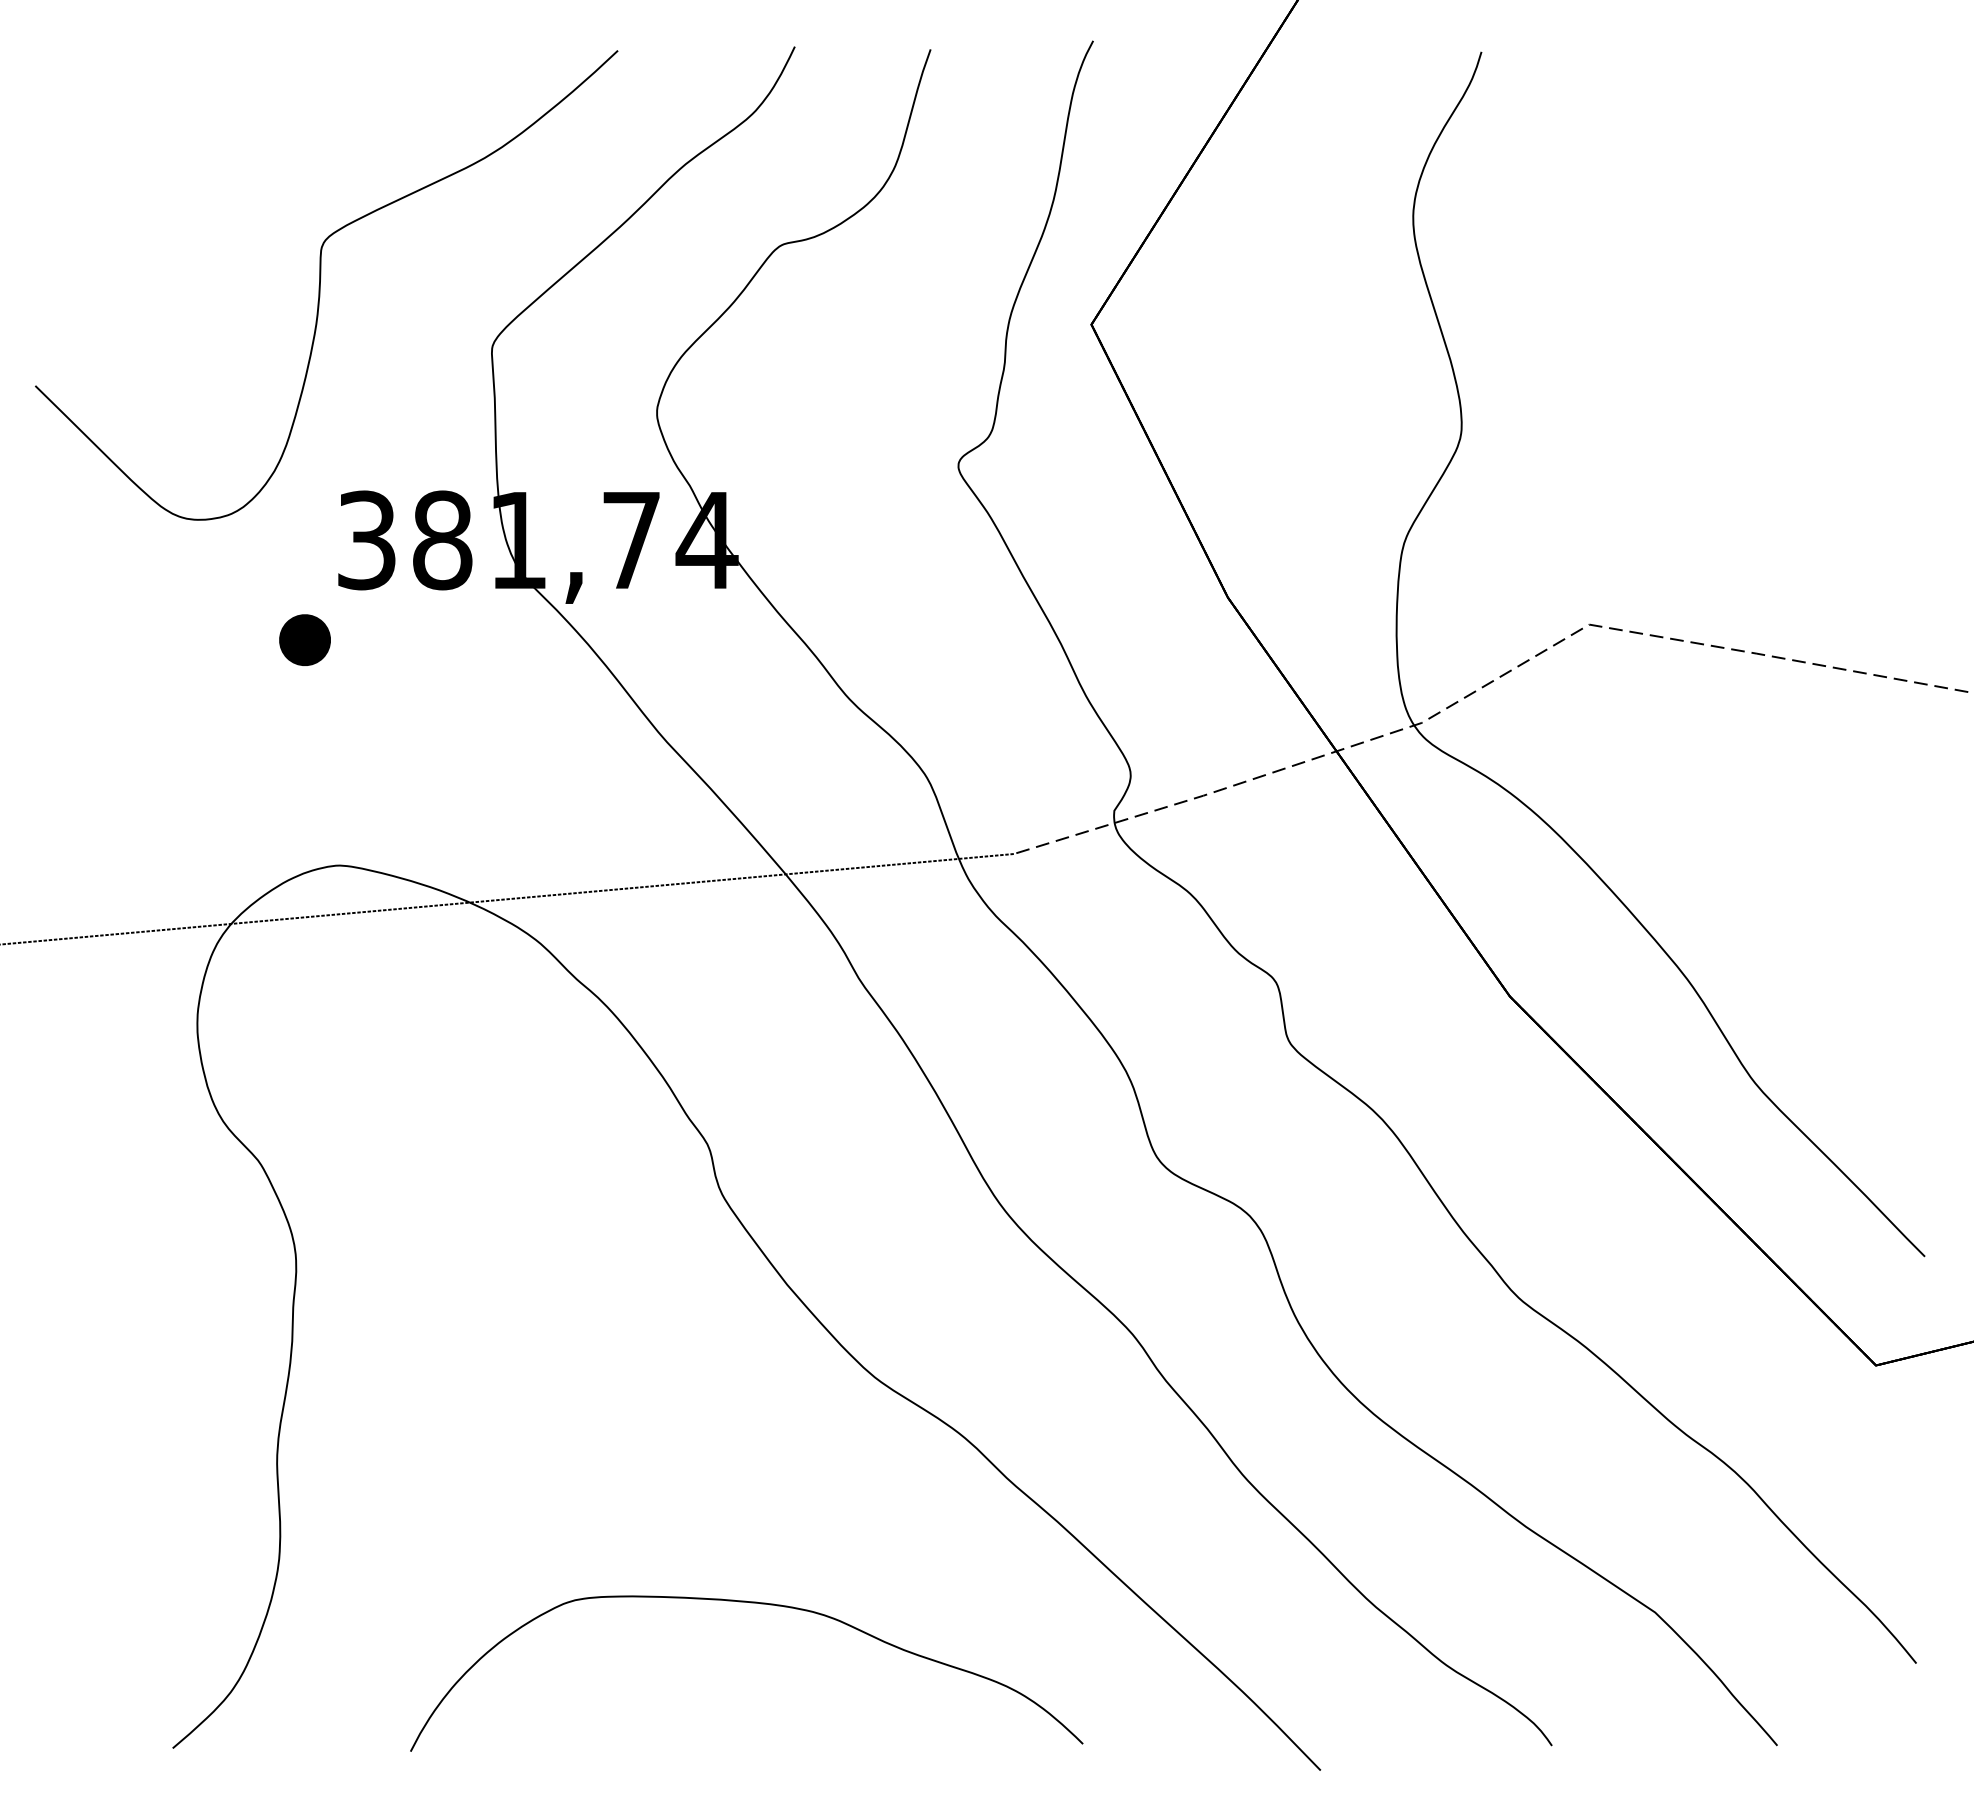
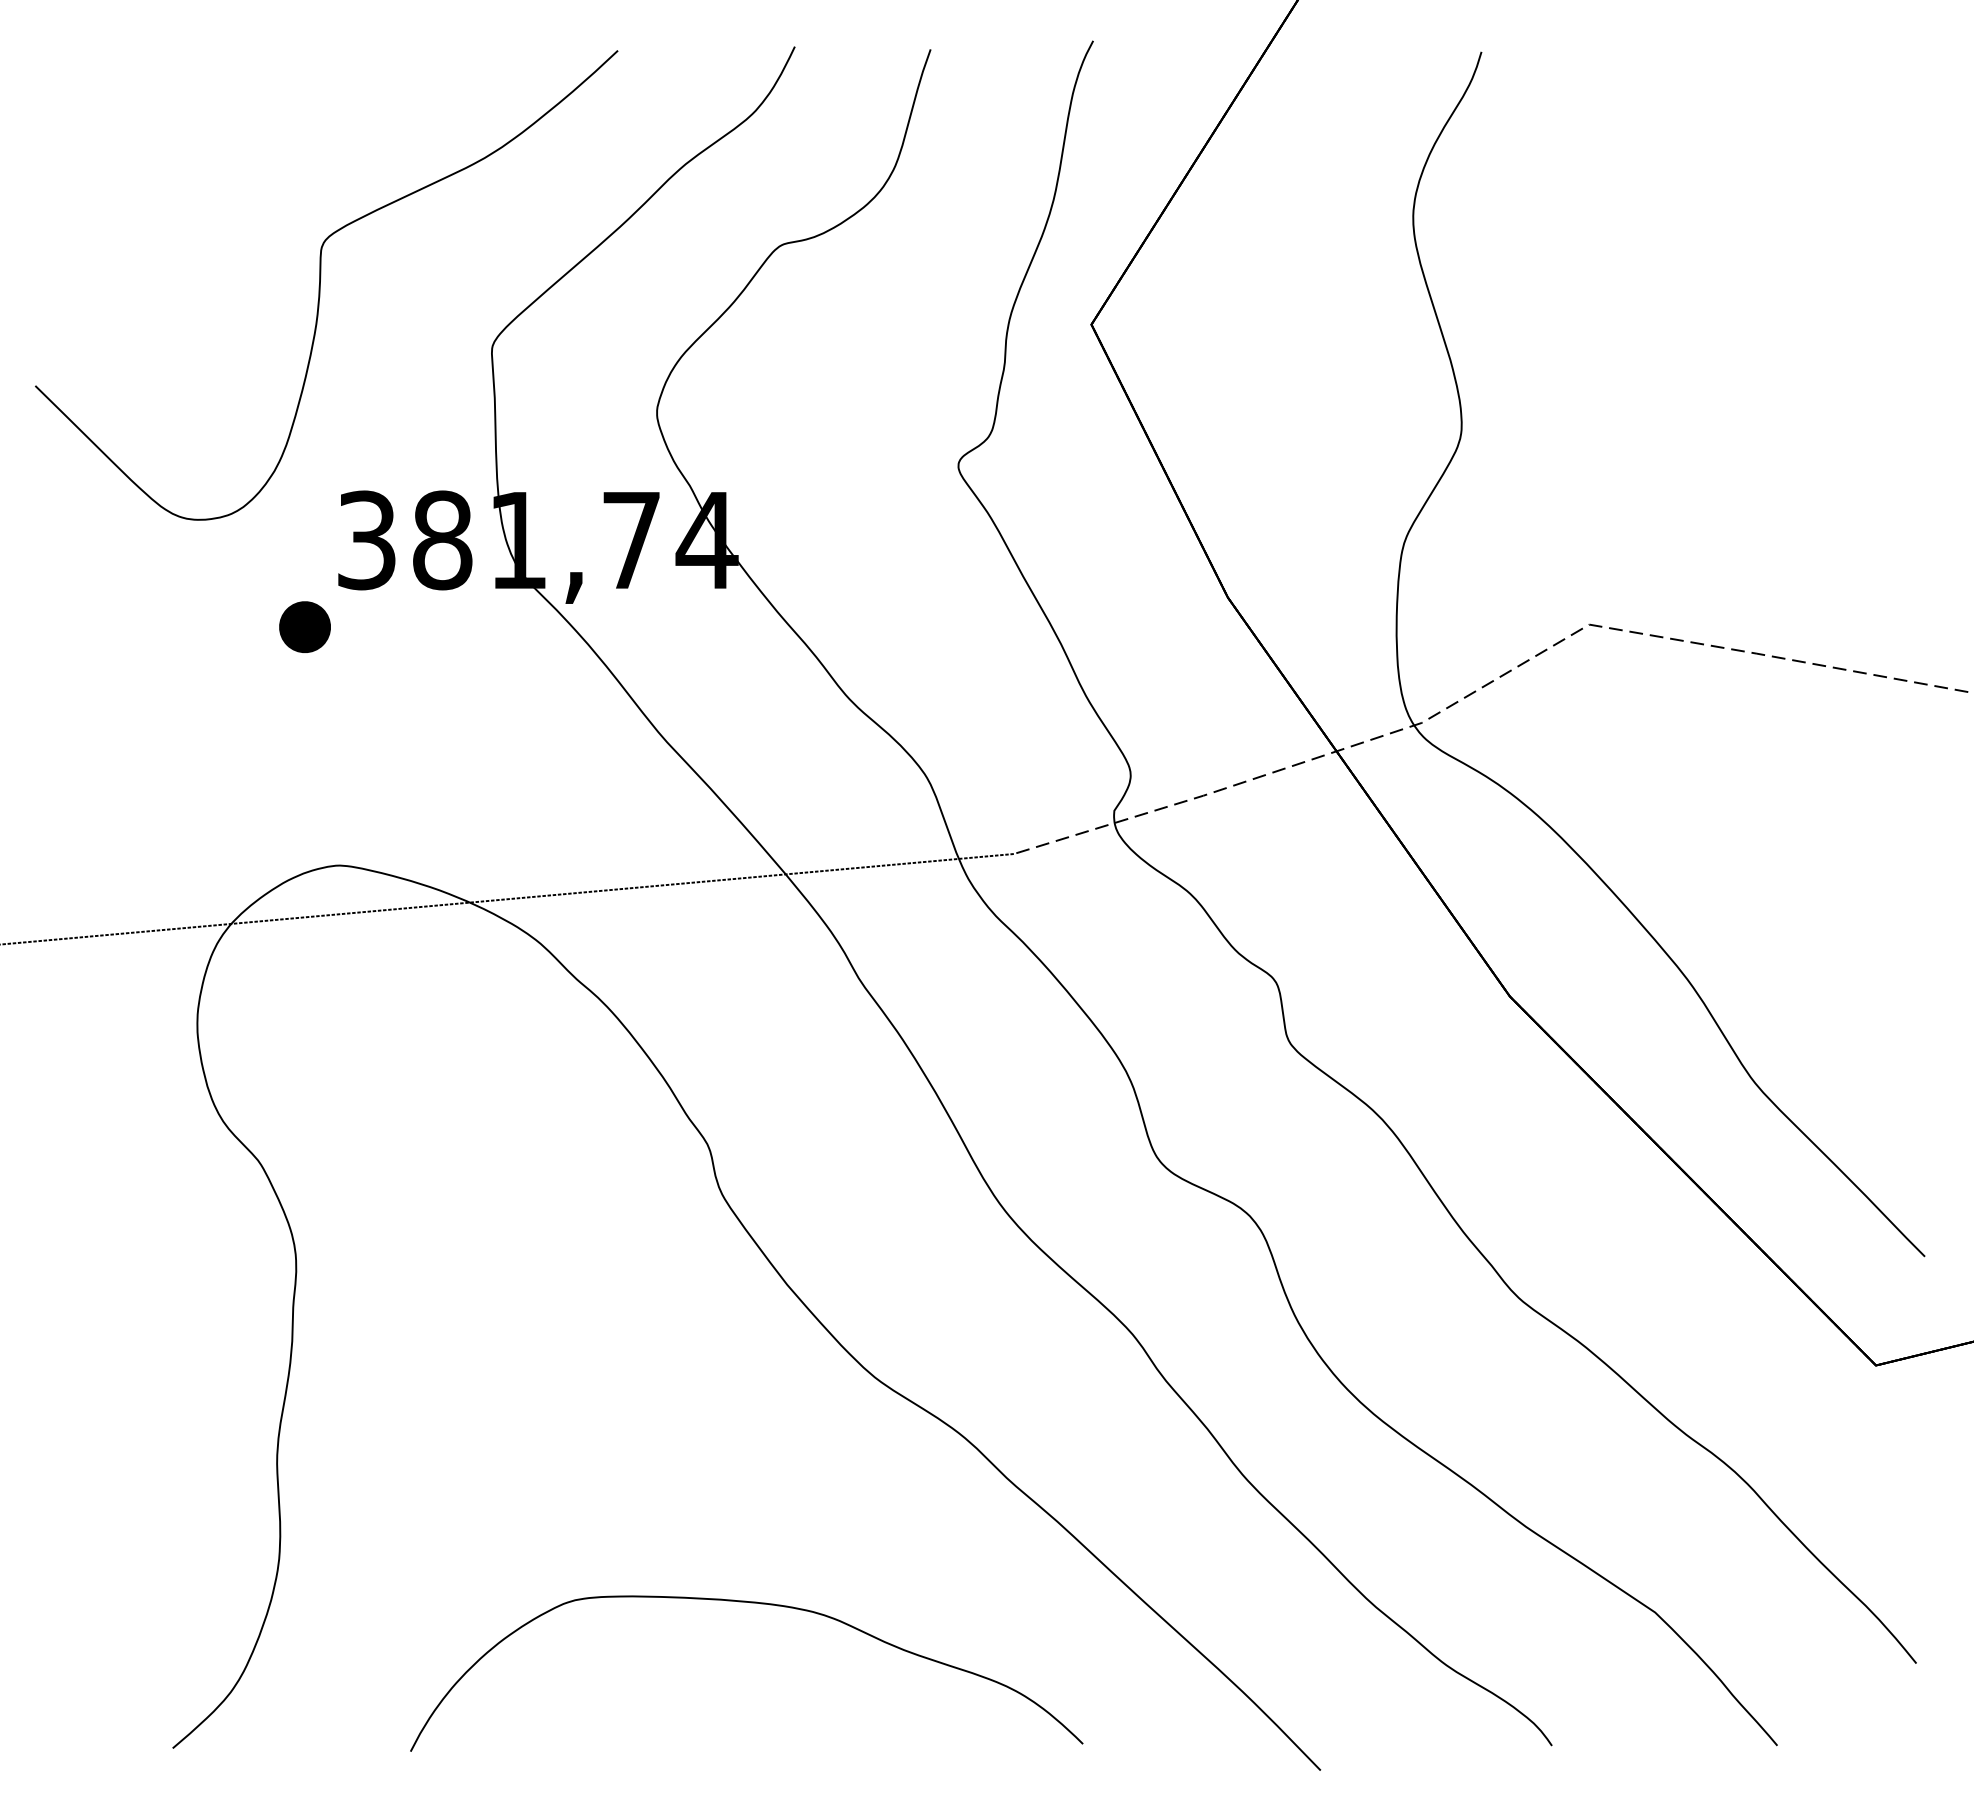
part position: (304, 639) -> (304, 626) (304, 626)
